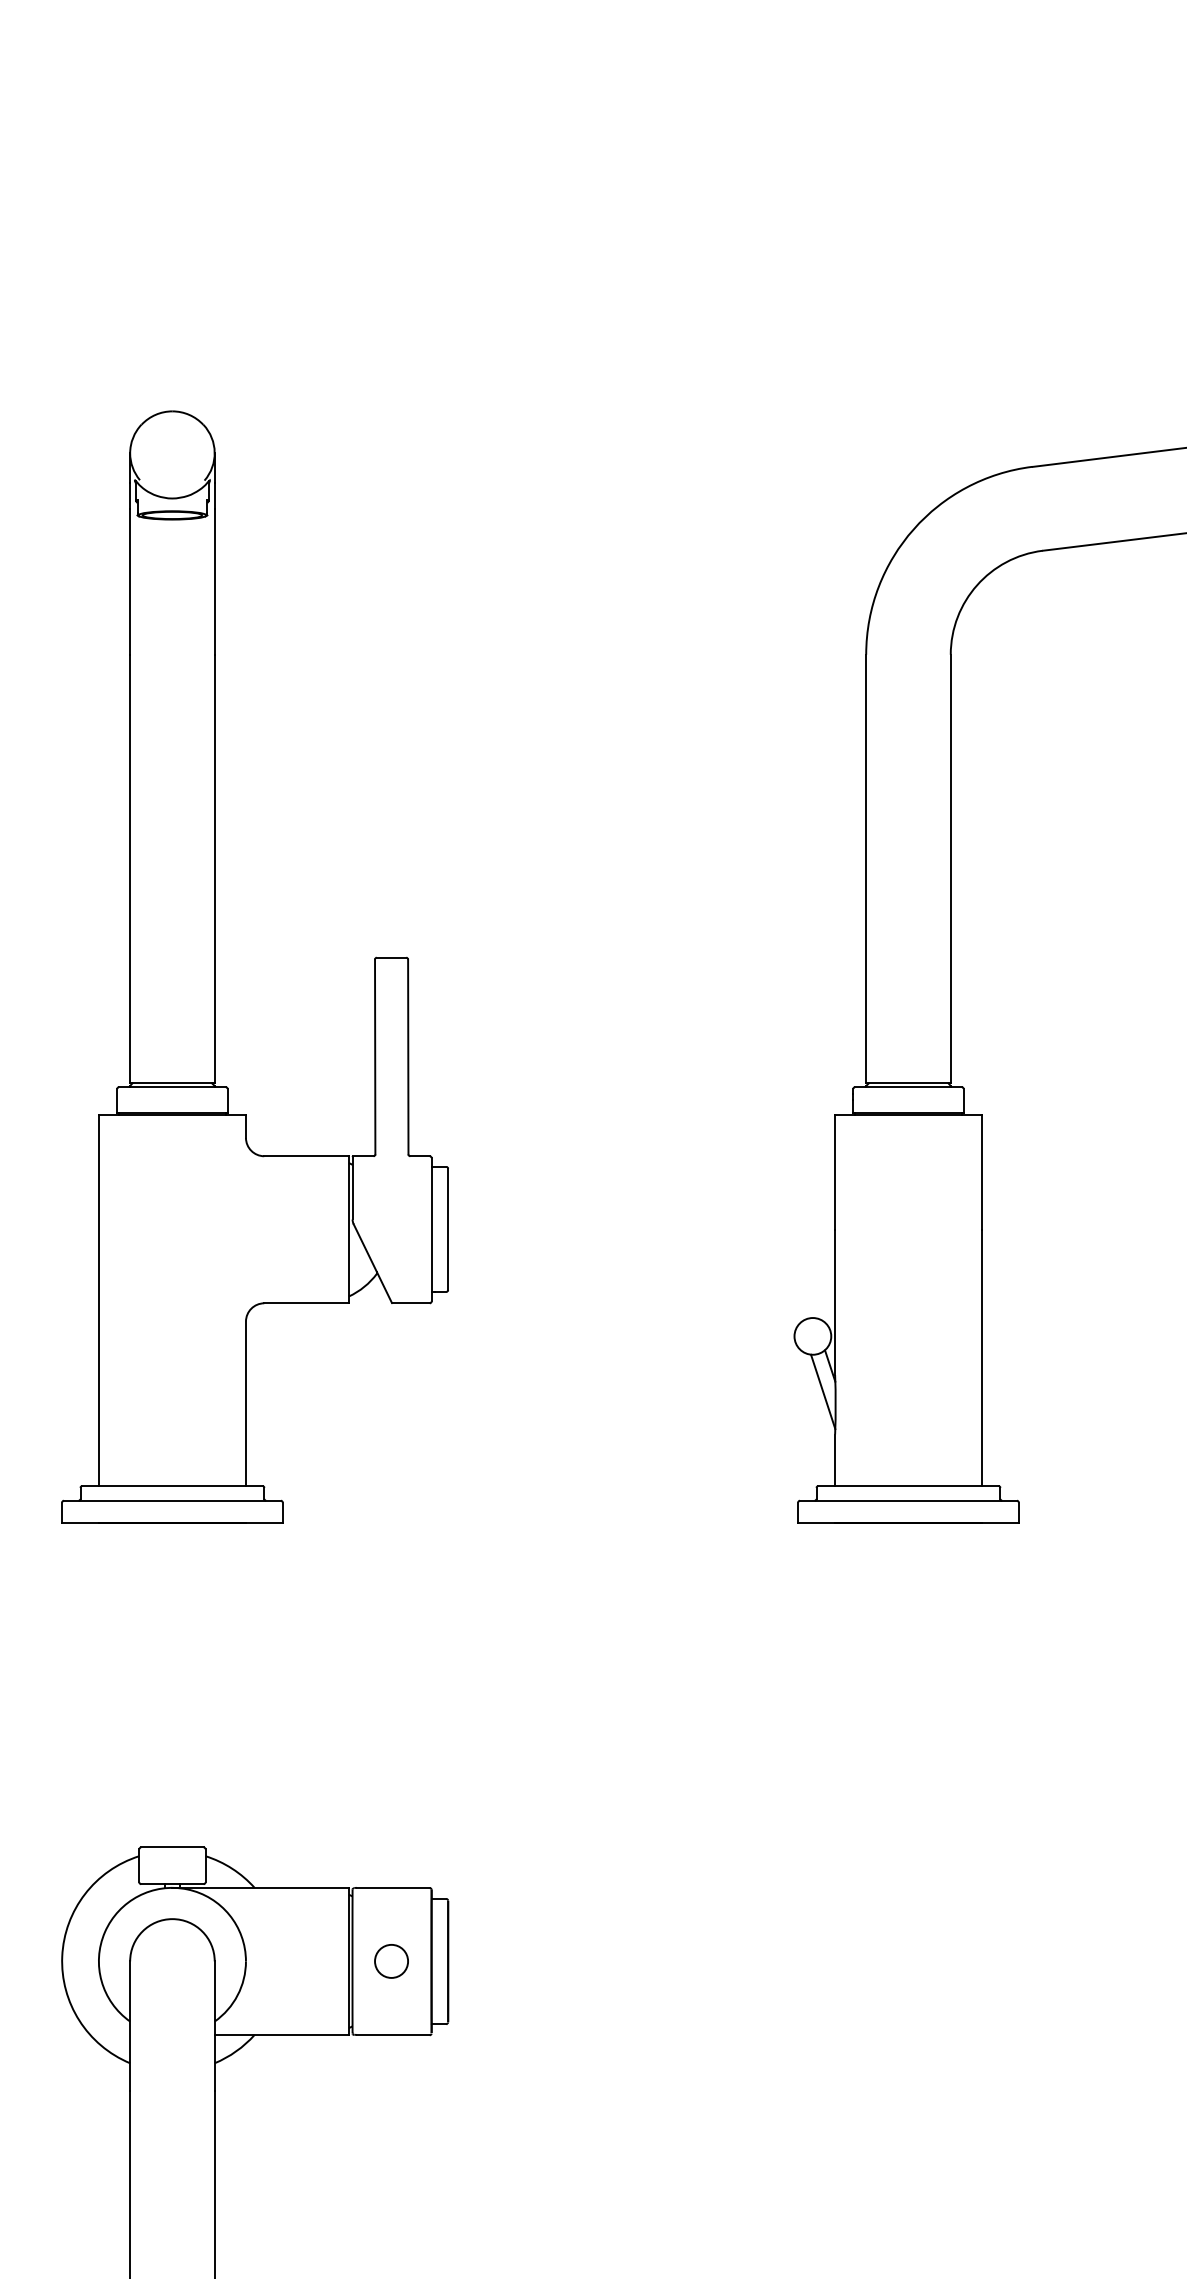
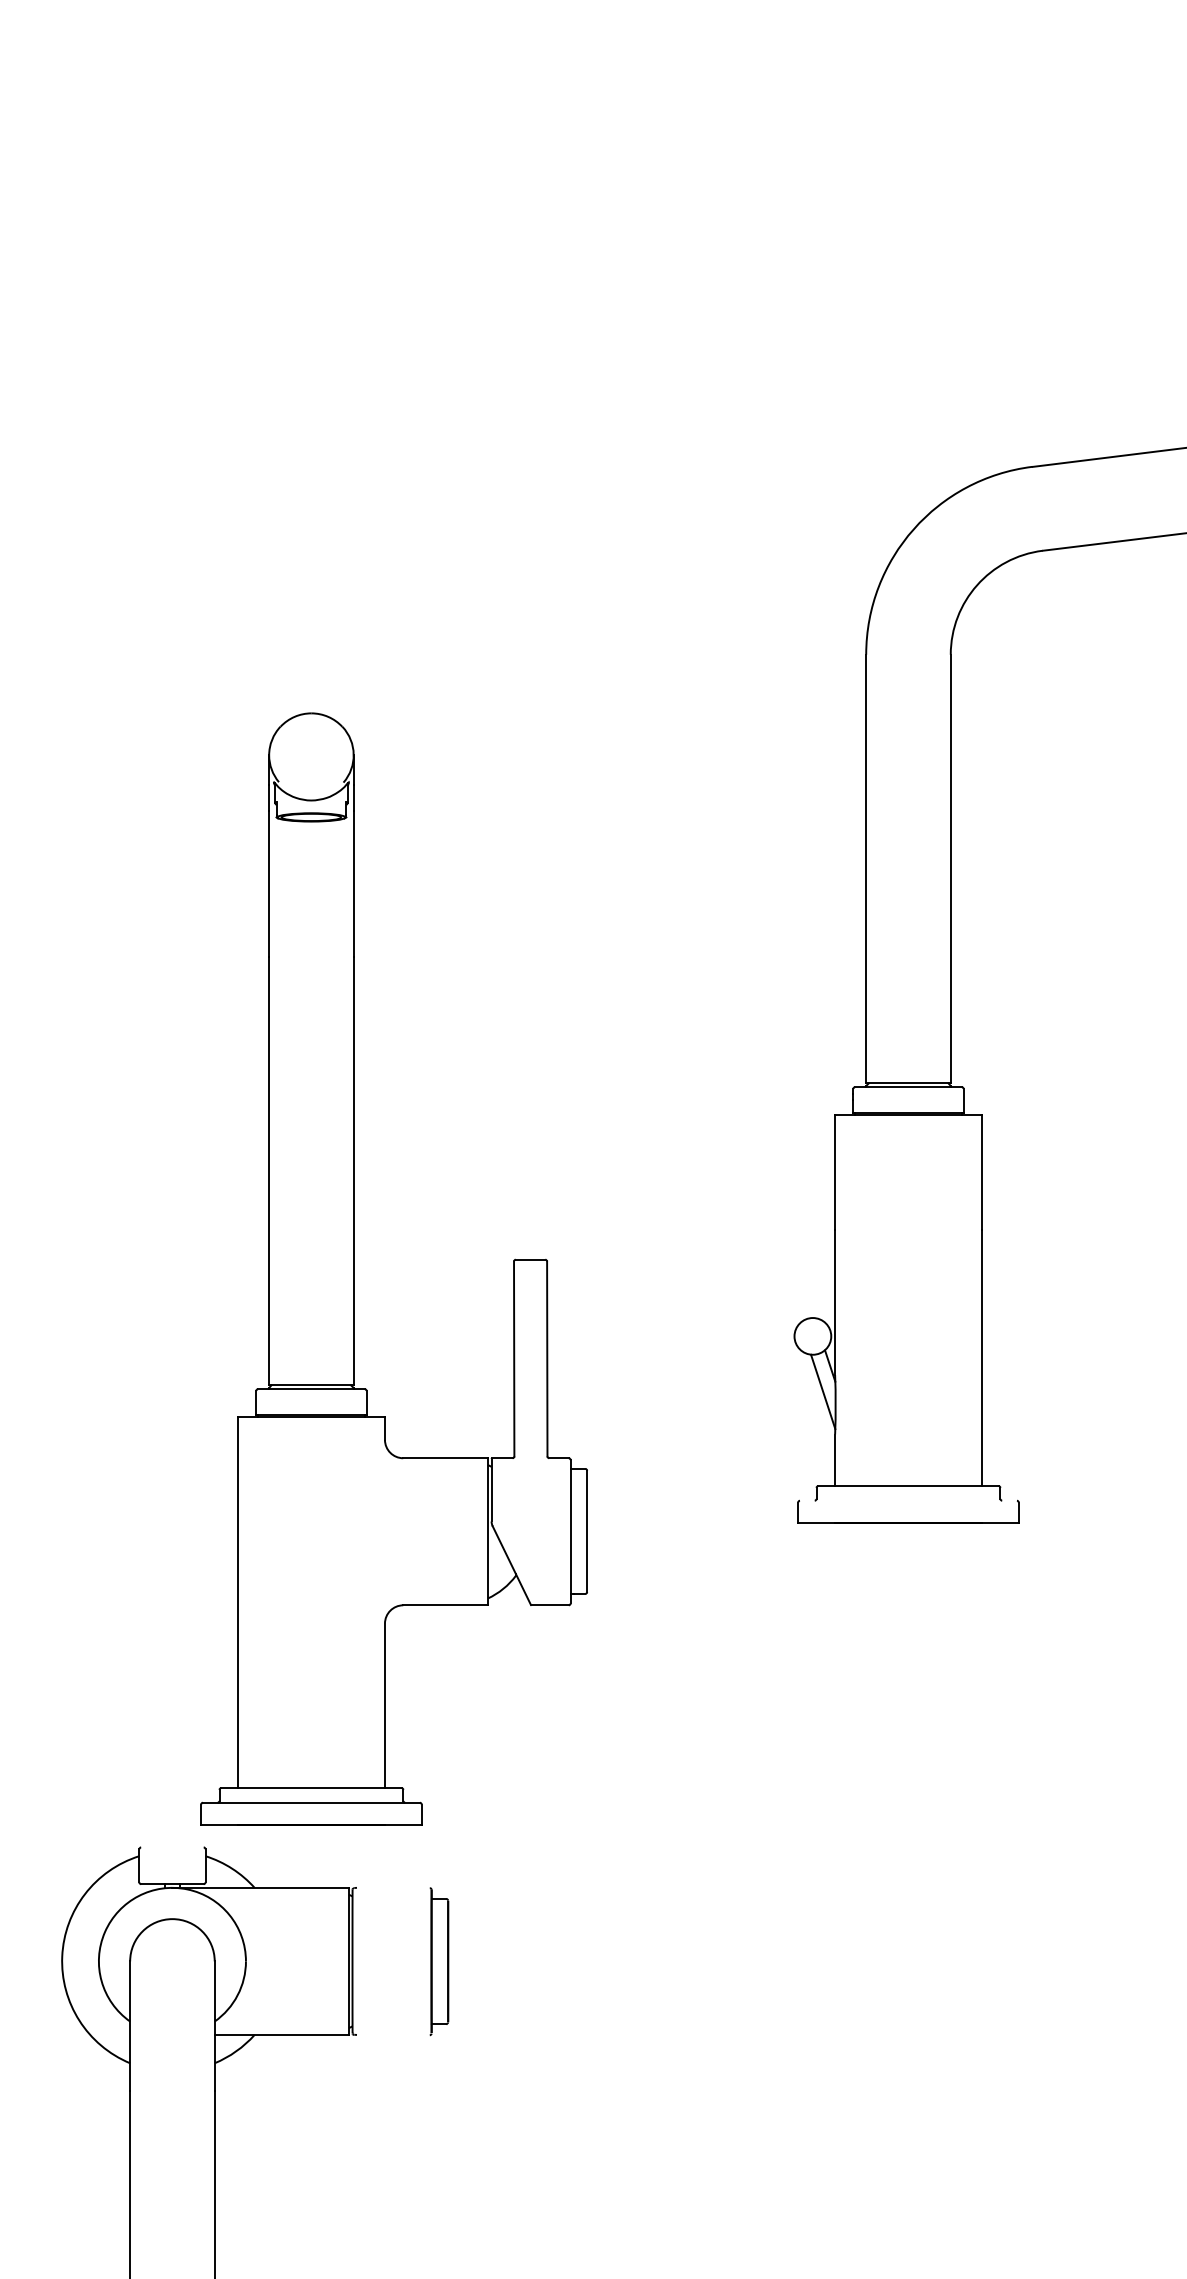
part position: (215, 966) -> (354, 1268) (354, 1268)
line: present -> none (908, 1500)
line: present -> none (172, 1847)
line: present -> none (393, 1887)
circle: present -> none (391, 1961)
line: present -> none (393, 2034)
